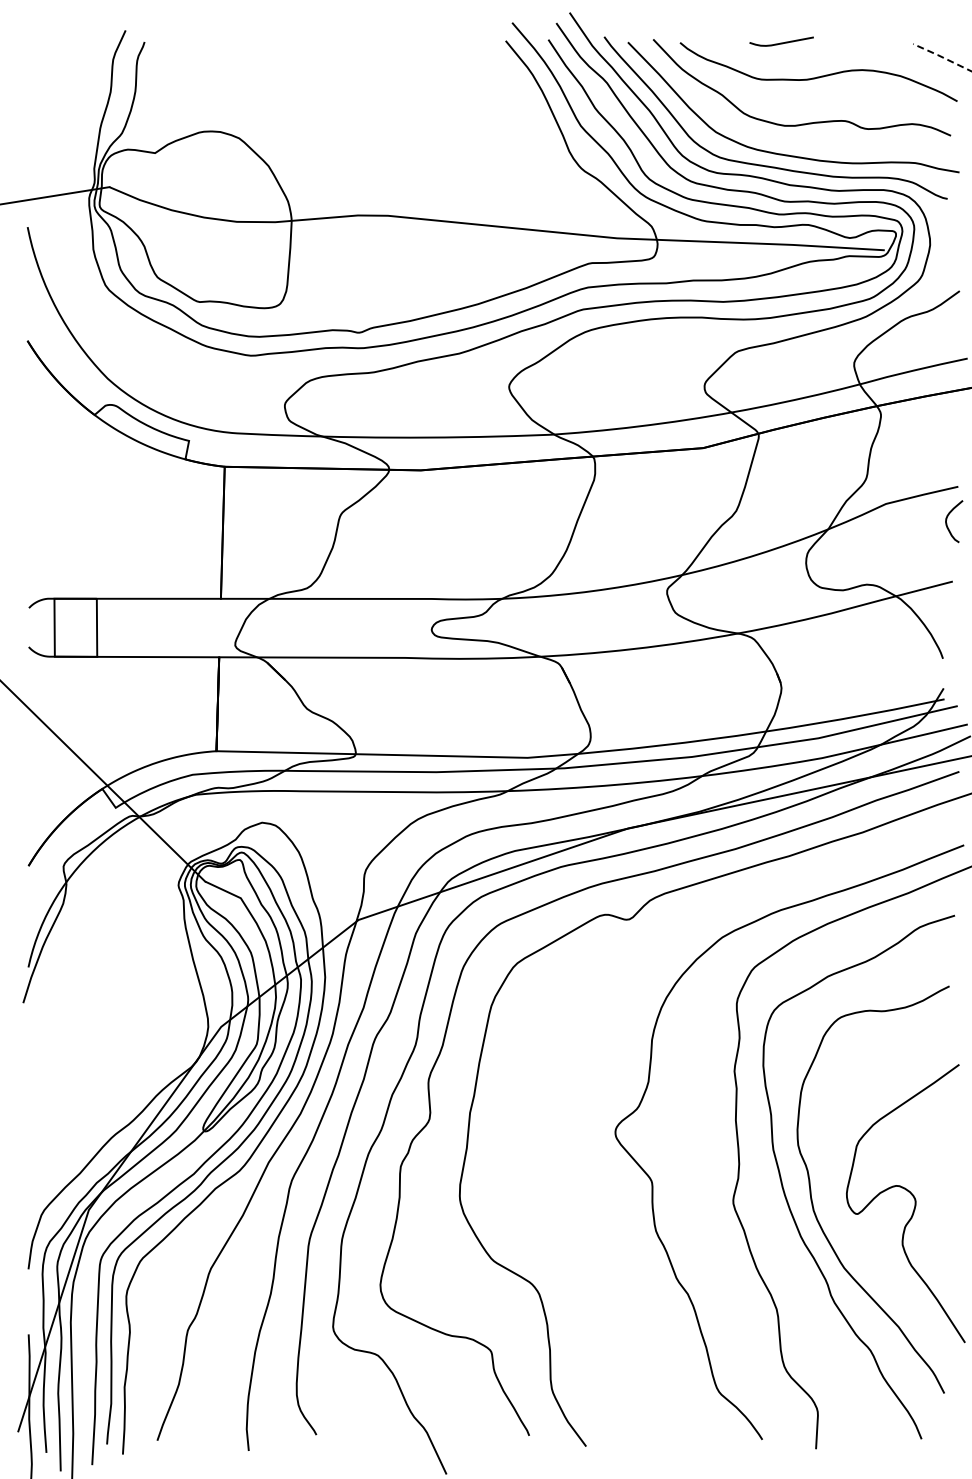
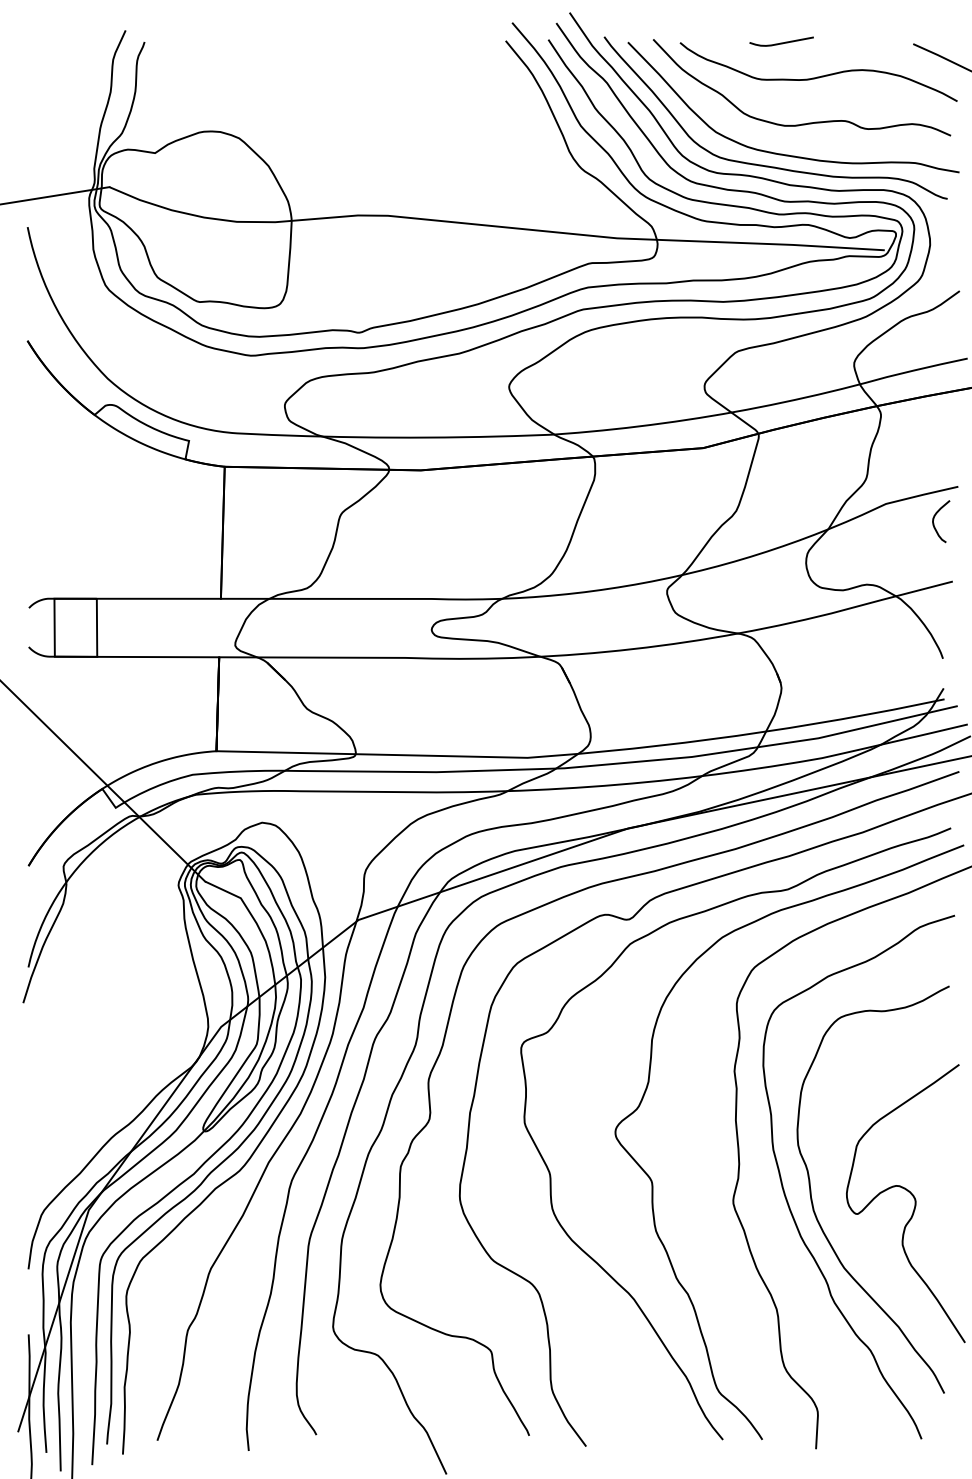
line: dashed -> solid (942, 57)
curve position: (947, 519) -> (934, 519) (934, 519)
curve: none -> present (606, 1270)
